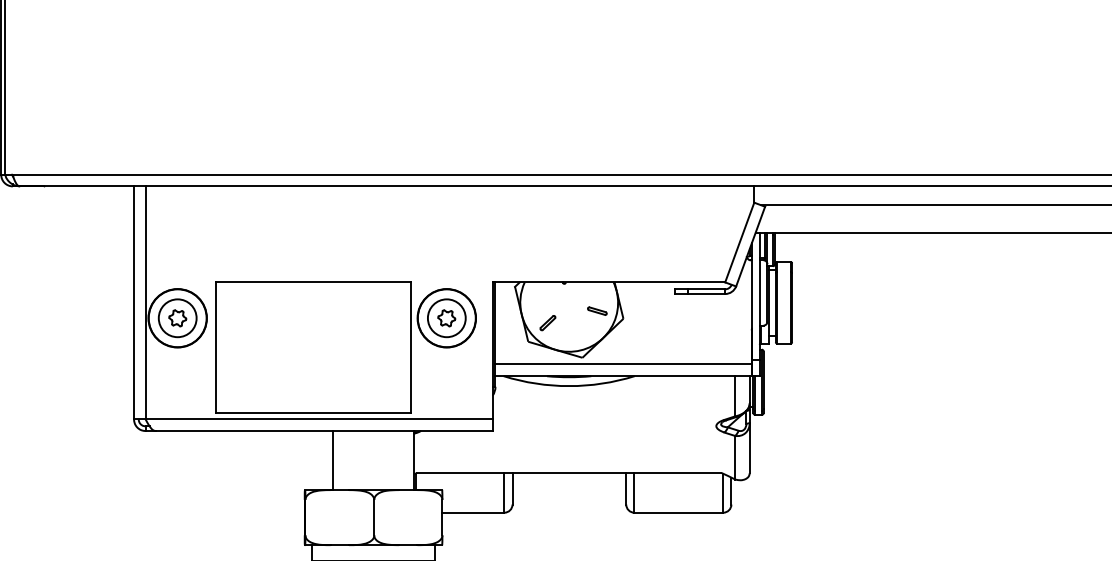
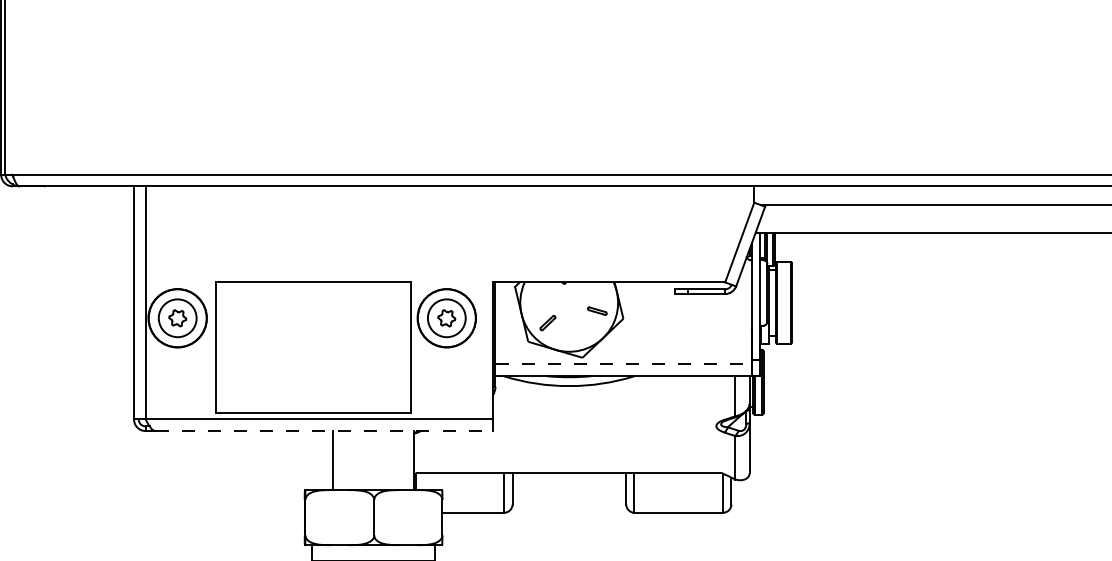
line: solid -> dashed (624, 363)
line: solid -> dashed (324, 430)
